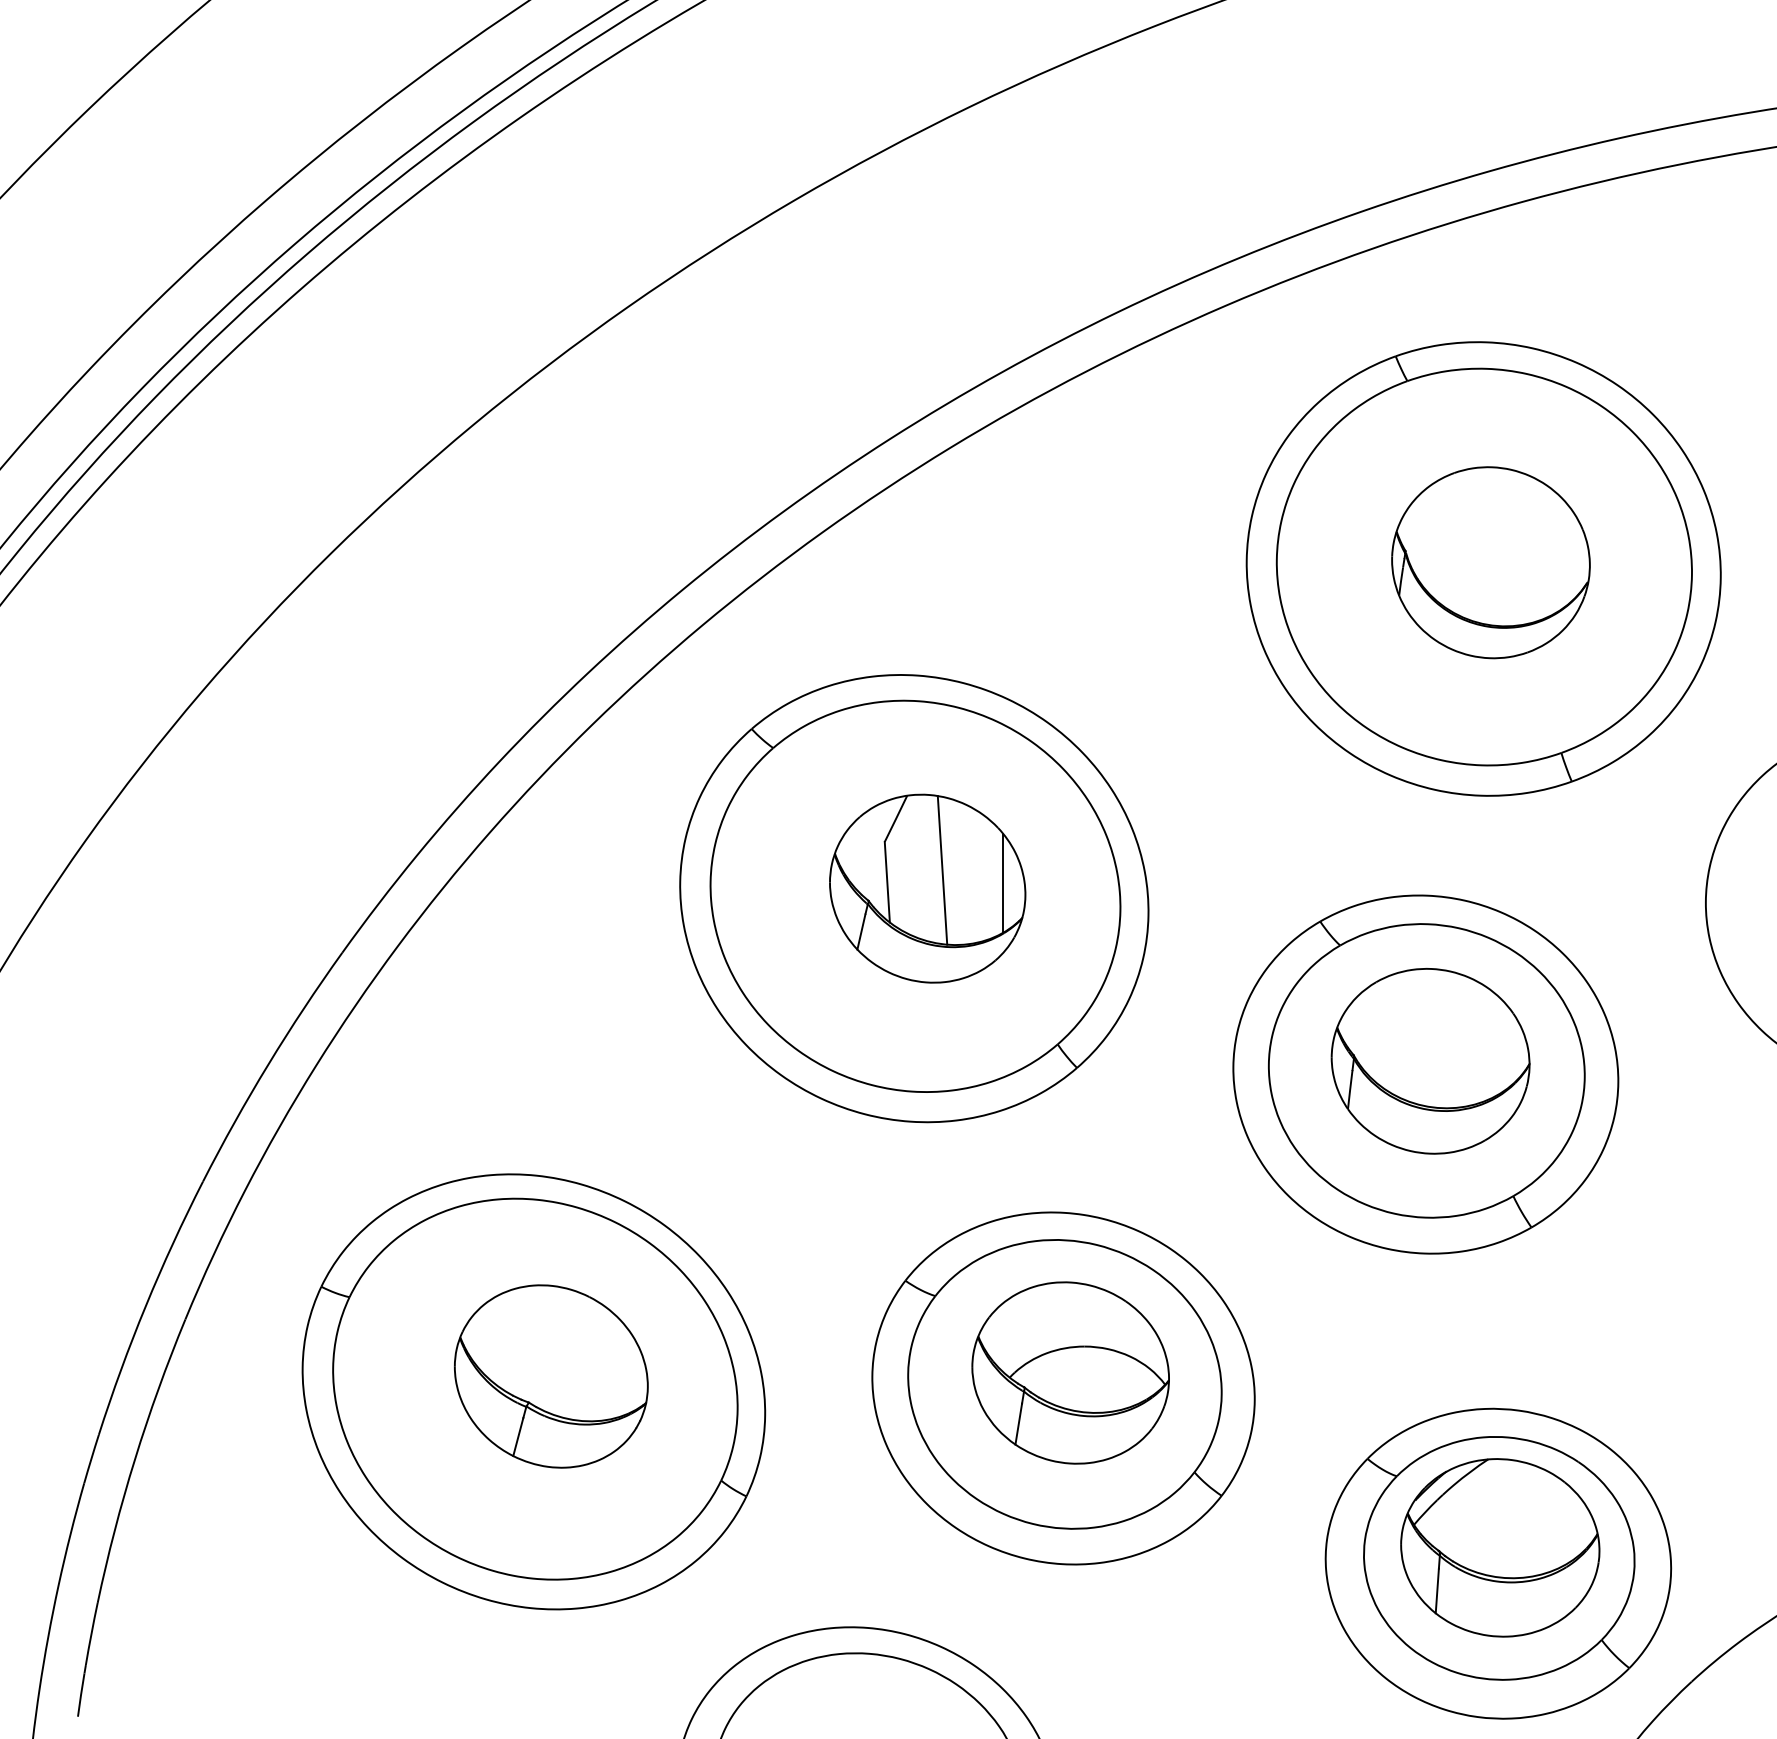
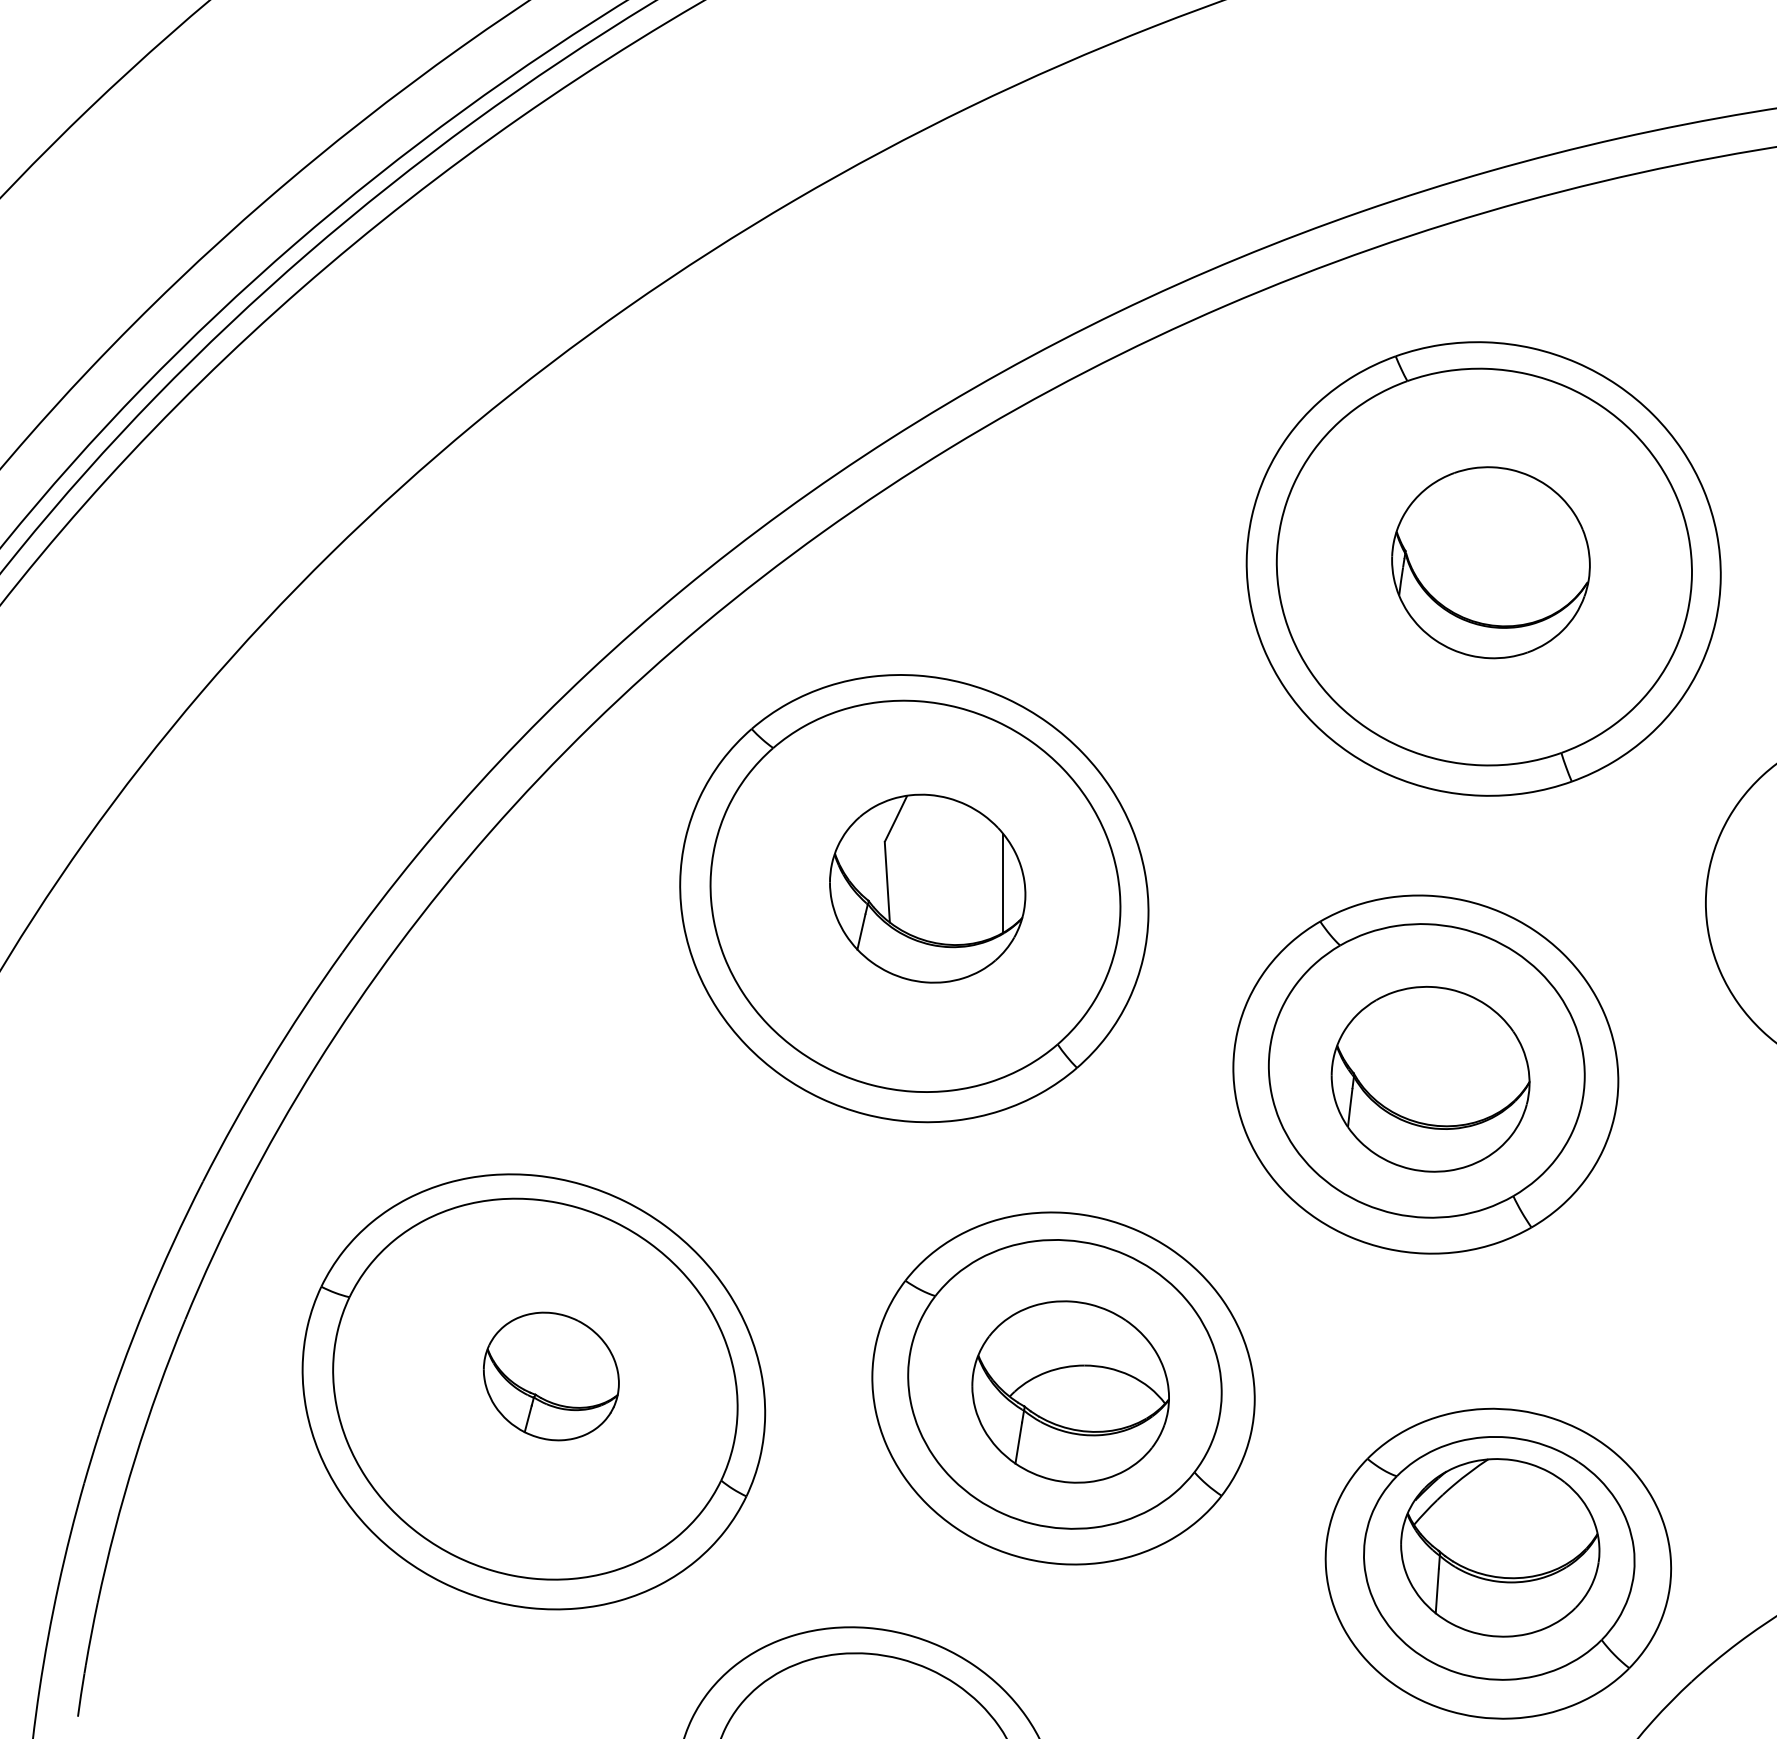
line: present -> none (942, 870)
part position: (1430, 1061) -> (1430, 1079) (1430, 1079)
part position: (1070, 1372) -> (1070, 1391) (1070, 1391)
part size: 195x185 px -> 137x131 px (551, 1376)
